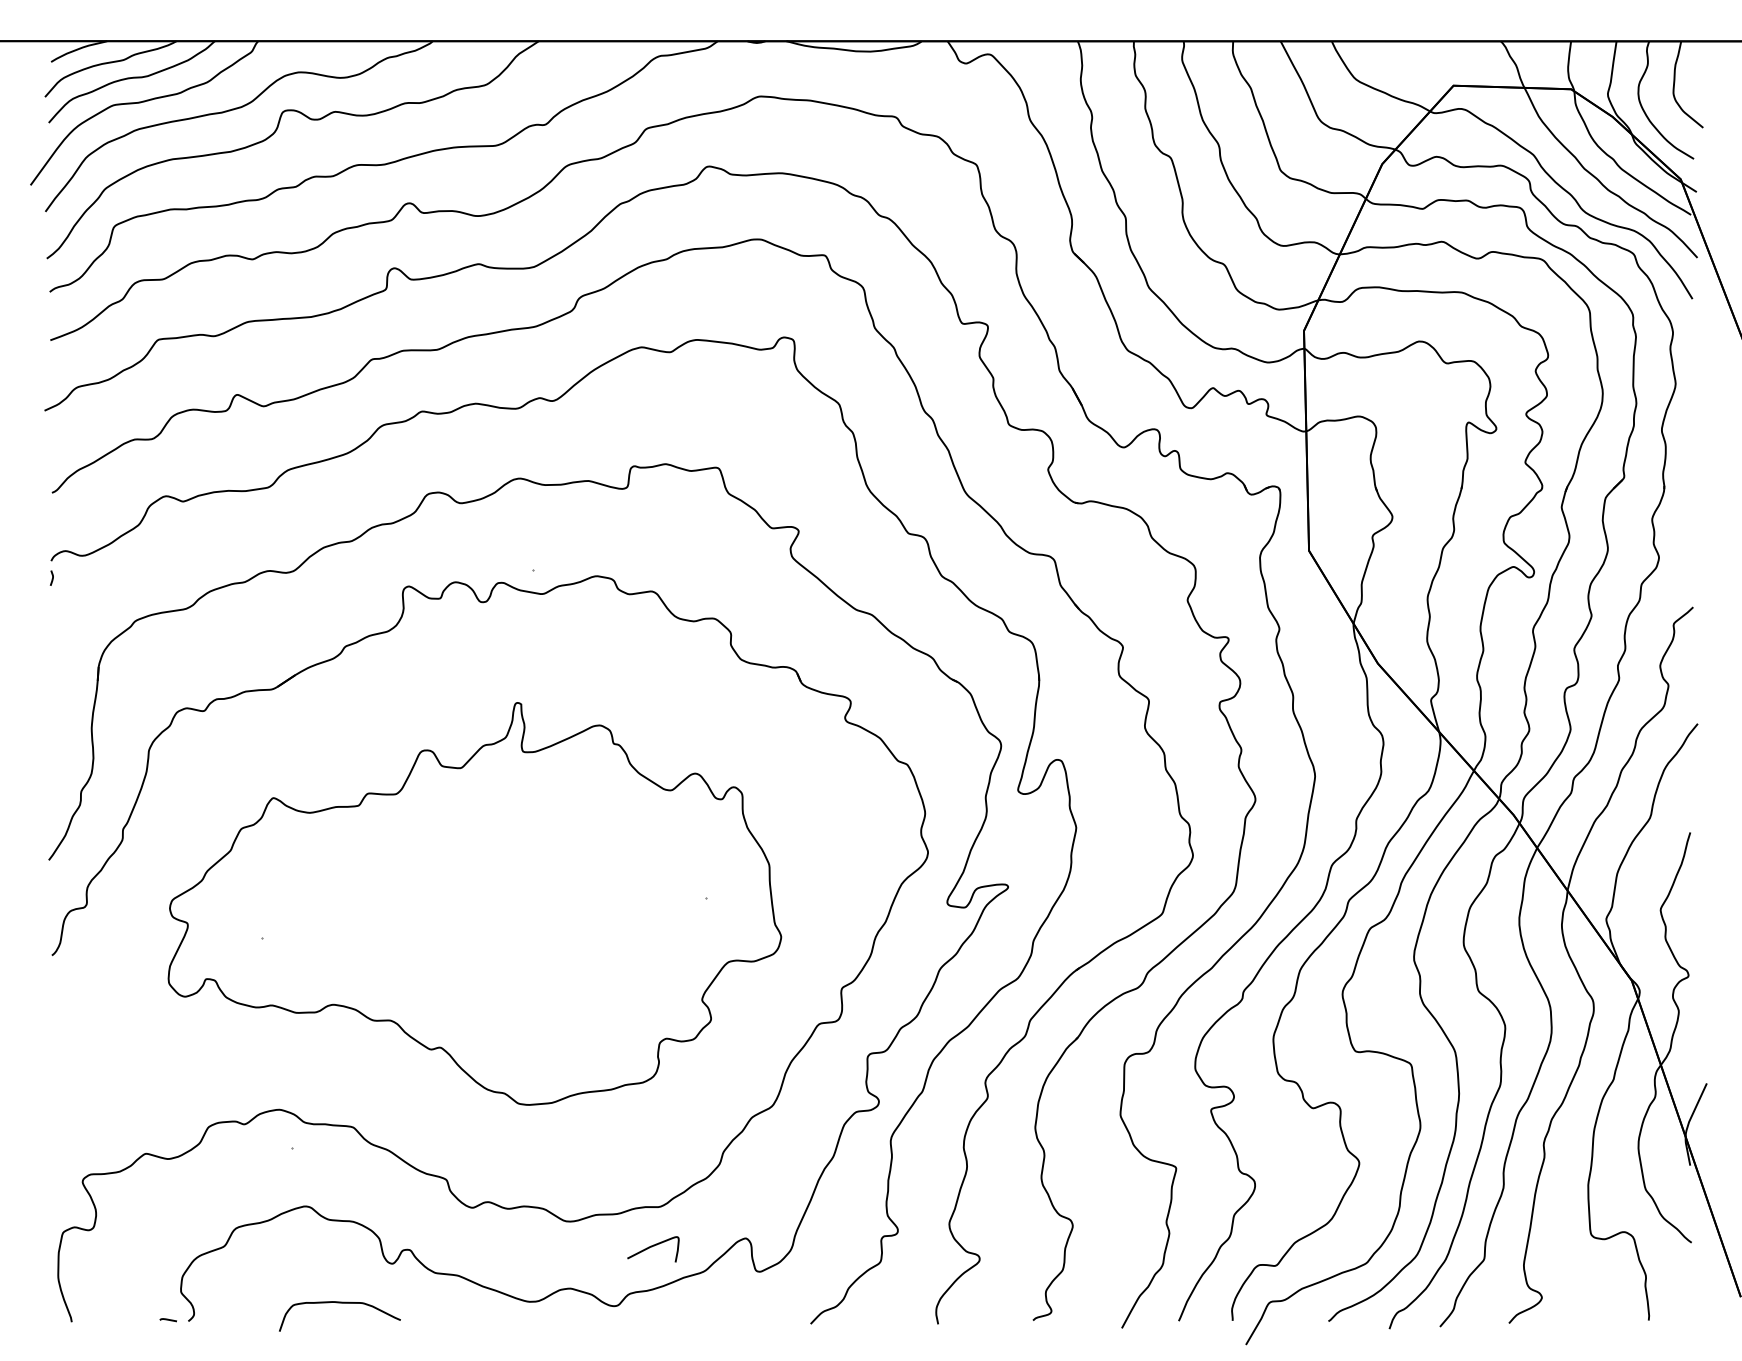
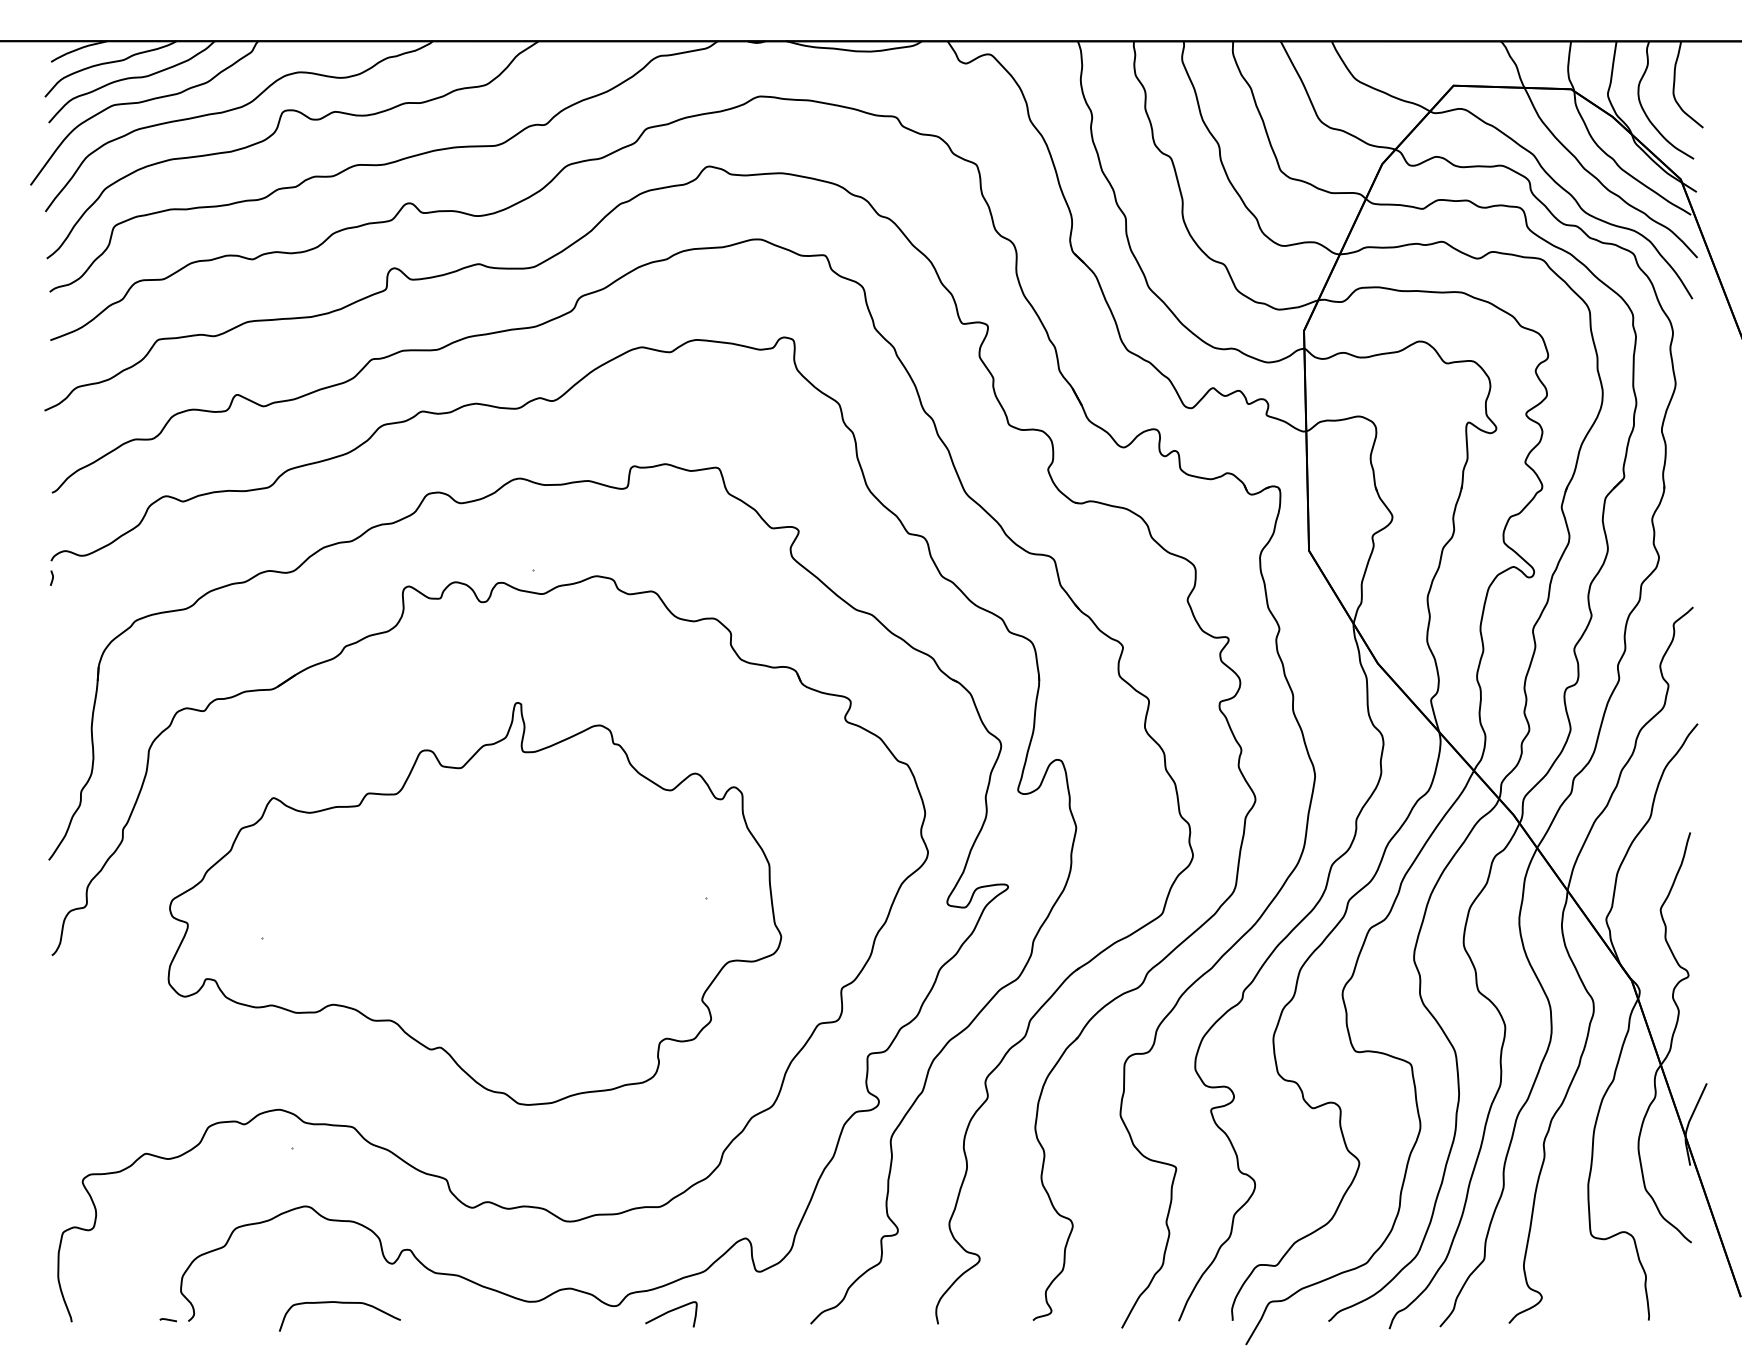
curve position: (652, 1247) -> (670, 1312) (670, 1312)
